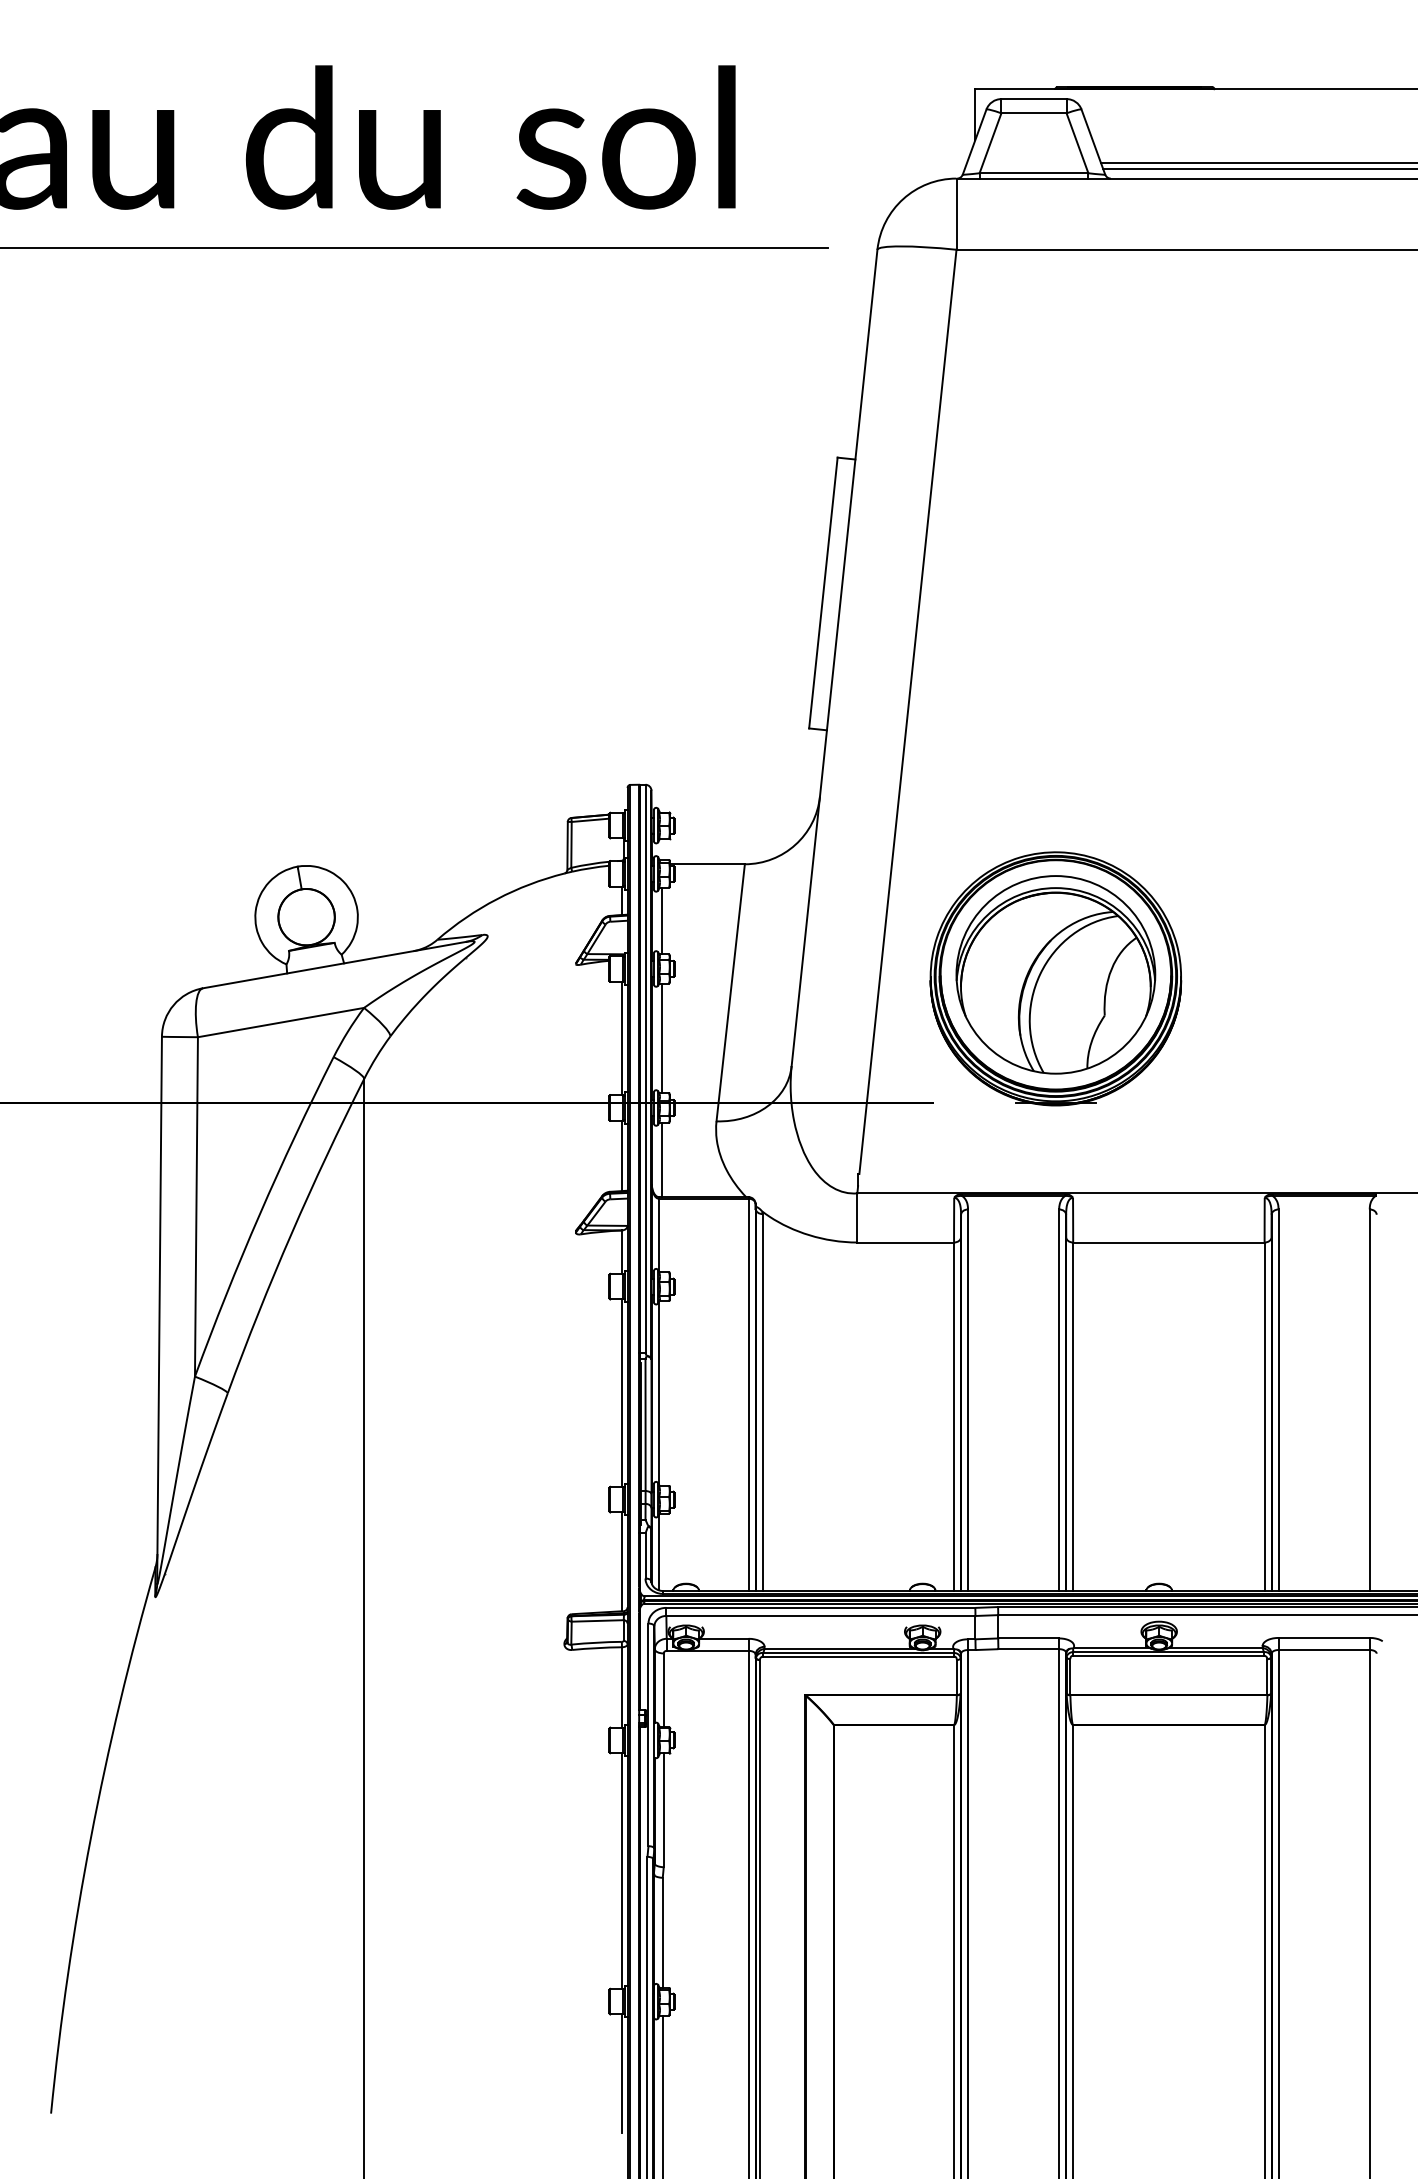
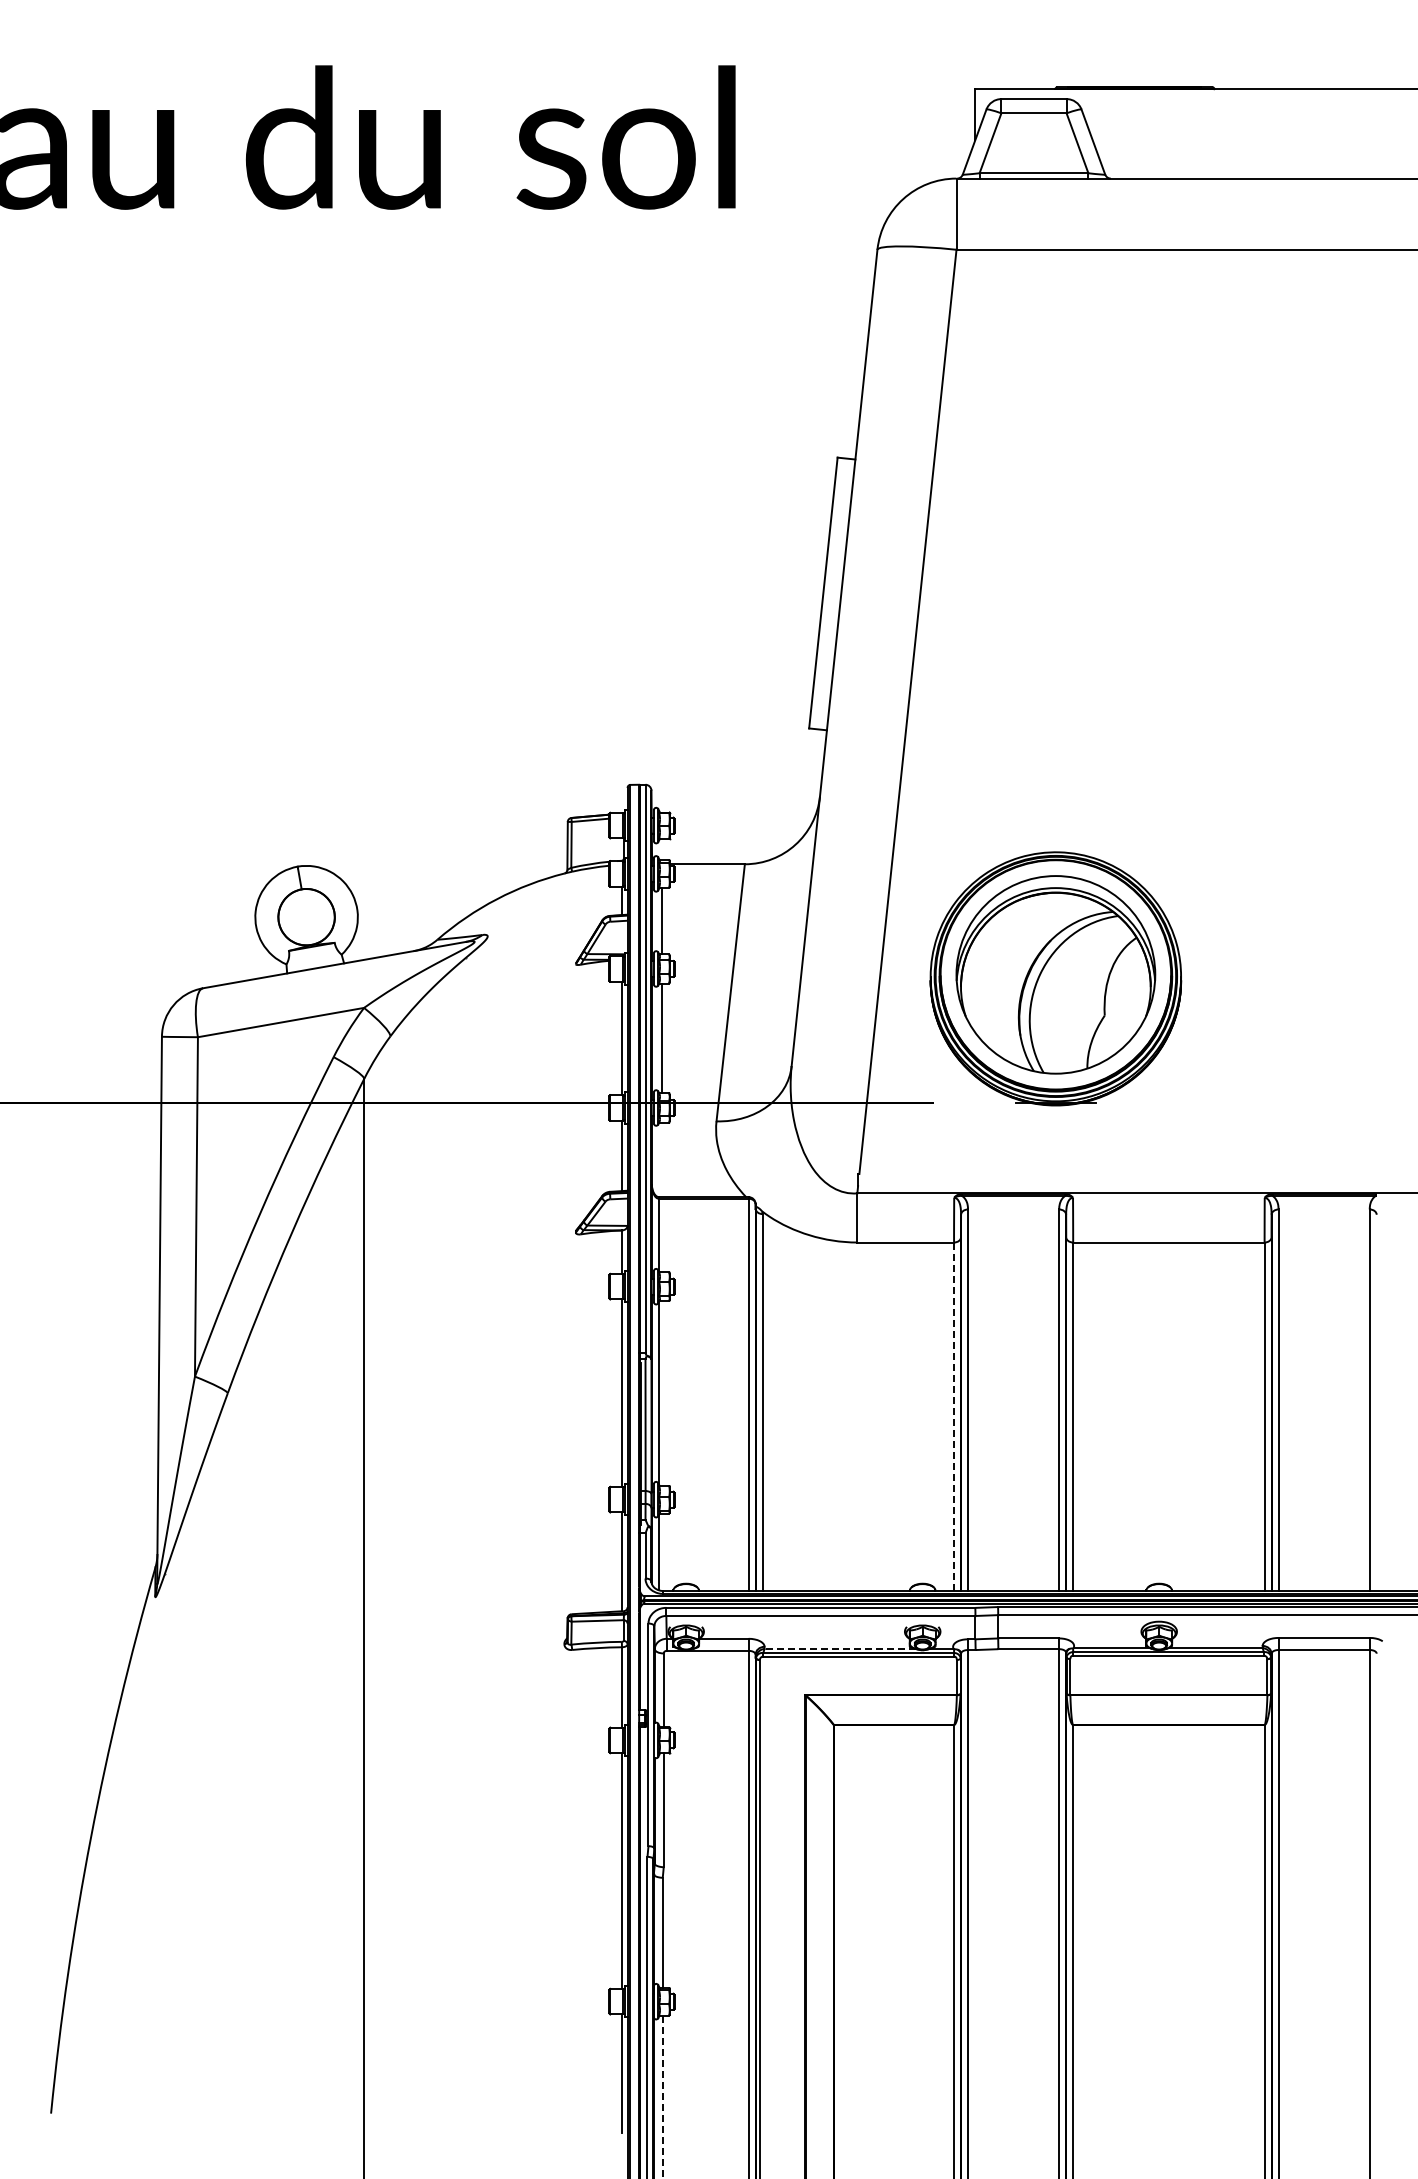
line: present -> none (1257, 162)
line: present -> none (1258, 169)
line: present -> none (414, 248)
line: present -> none (661, 1159)
line: solid -> dashed (954, 1416)
line: solid -> dashed (840, 1648)
line: solid -> dashed (662, 2097)
